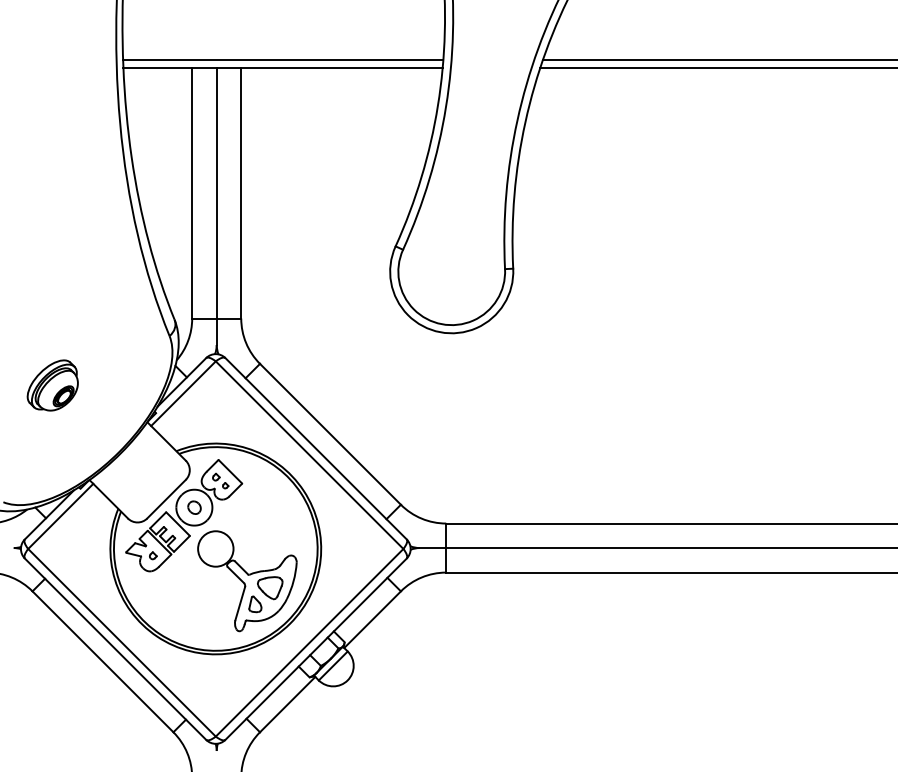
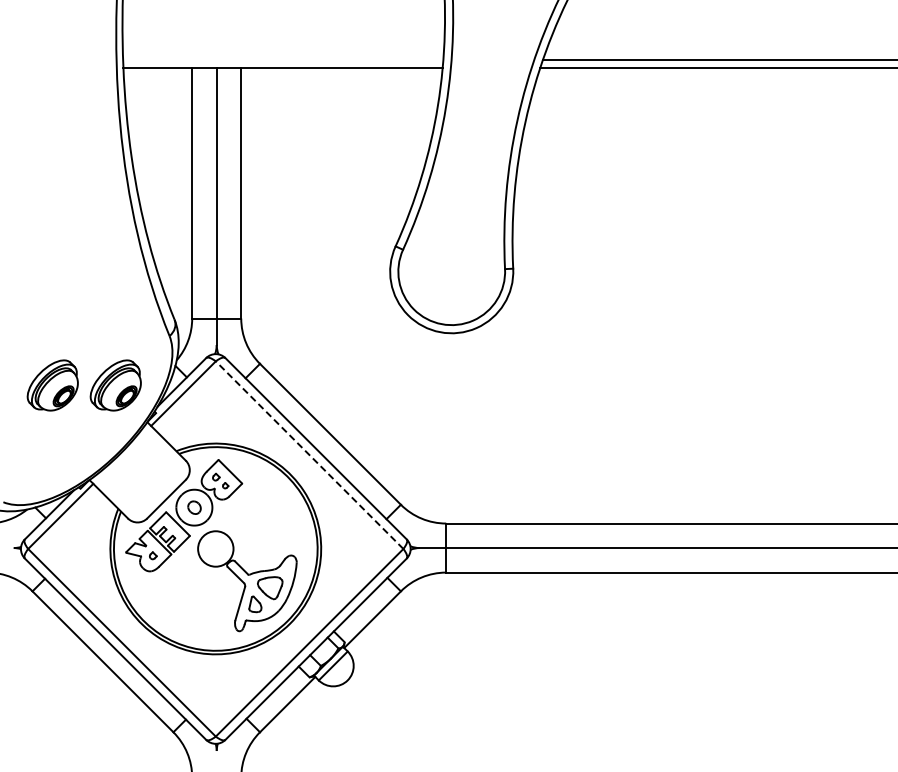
line: present -> none (283, 60)
part: none -> present (115, 385)
line: solid -> dashed (309, 455)
